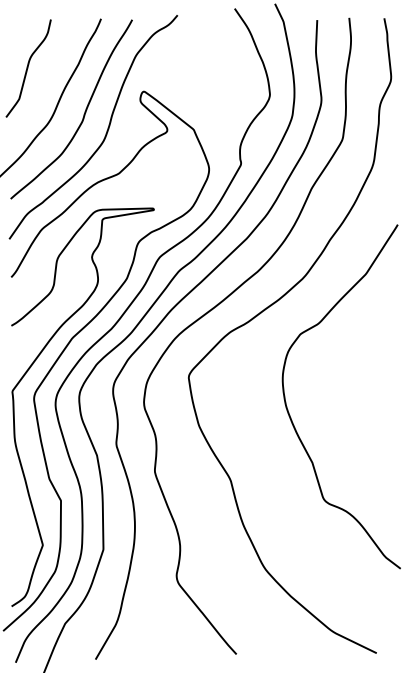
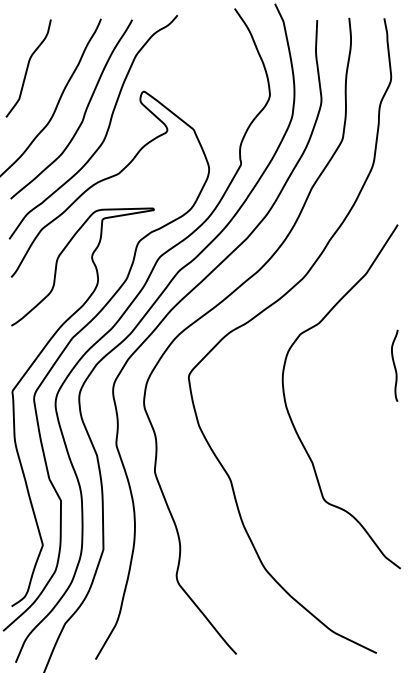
curve: none -> present (394, 365)
